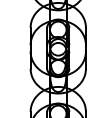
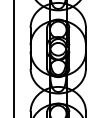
line: none -> present (14, 58)
